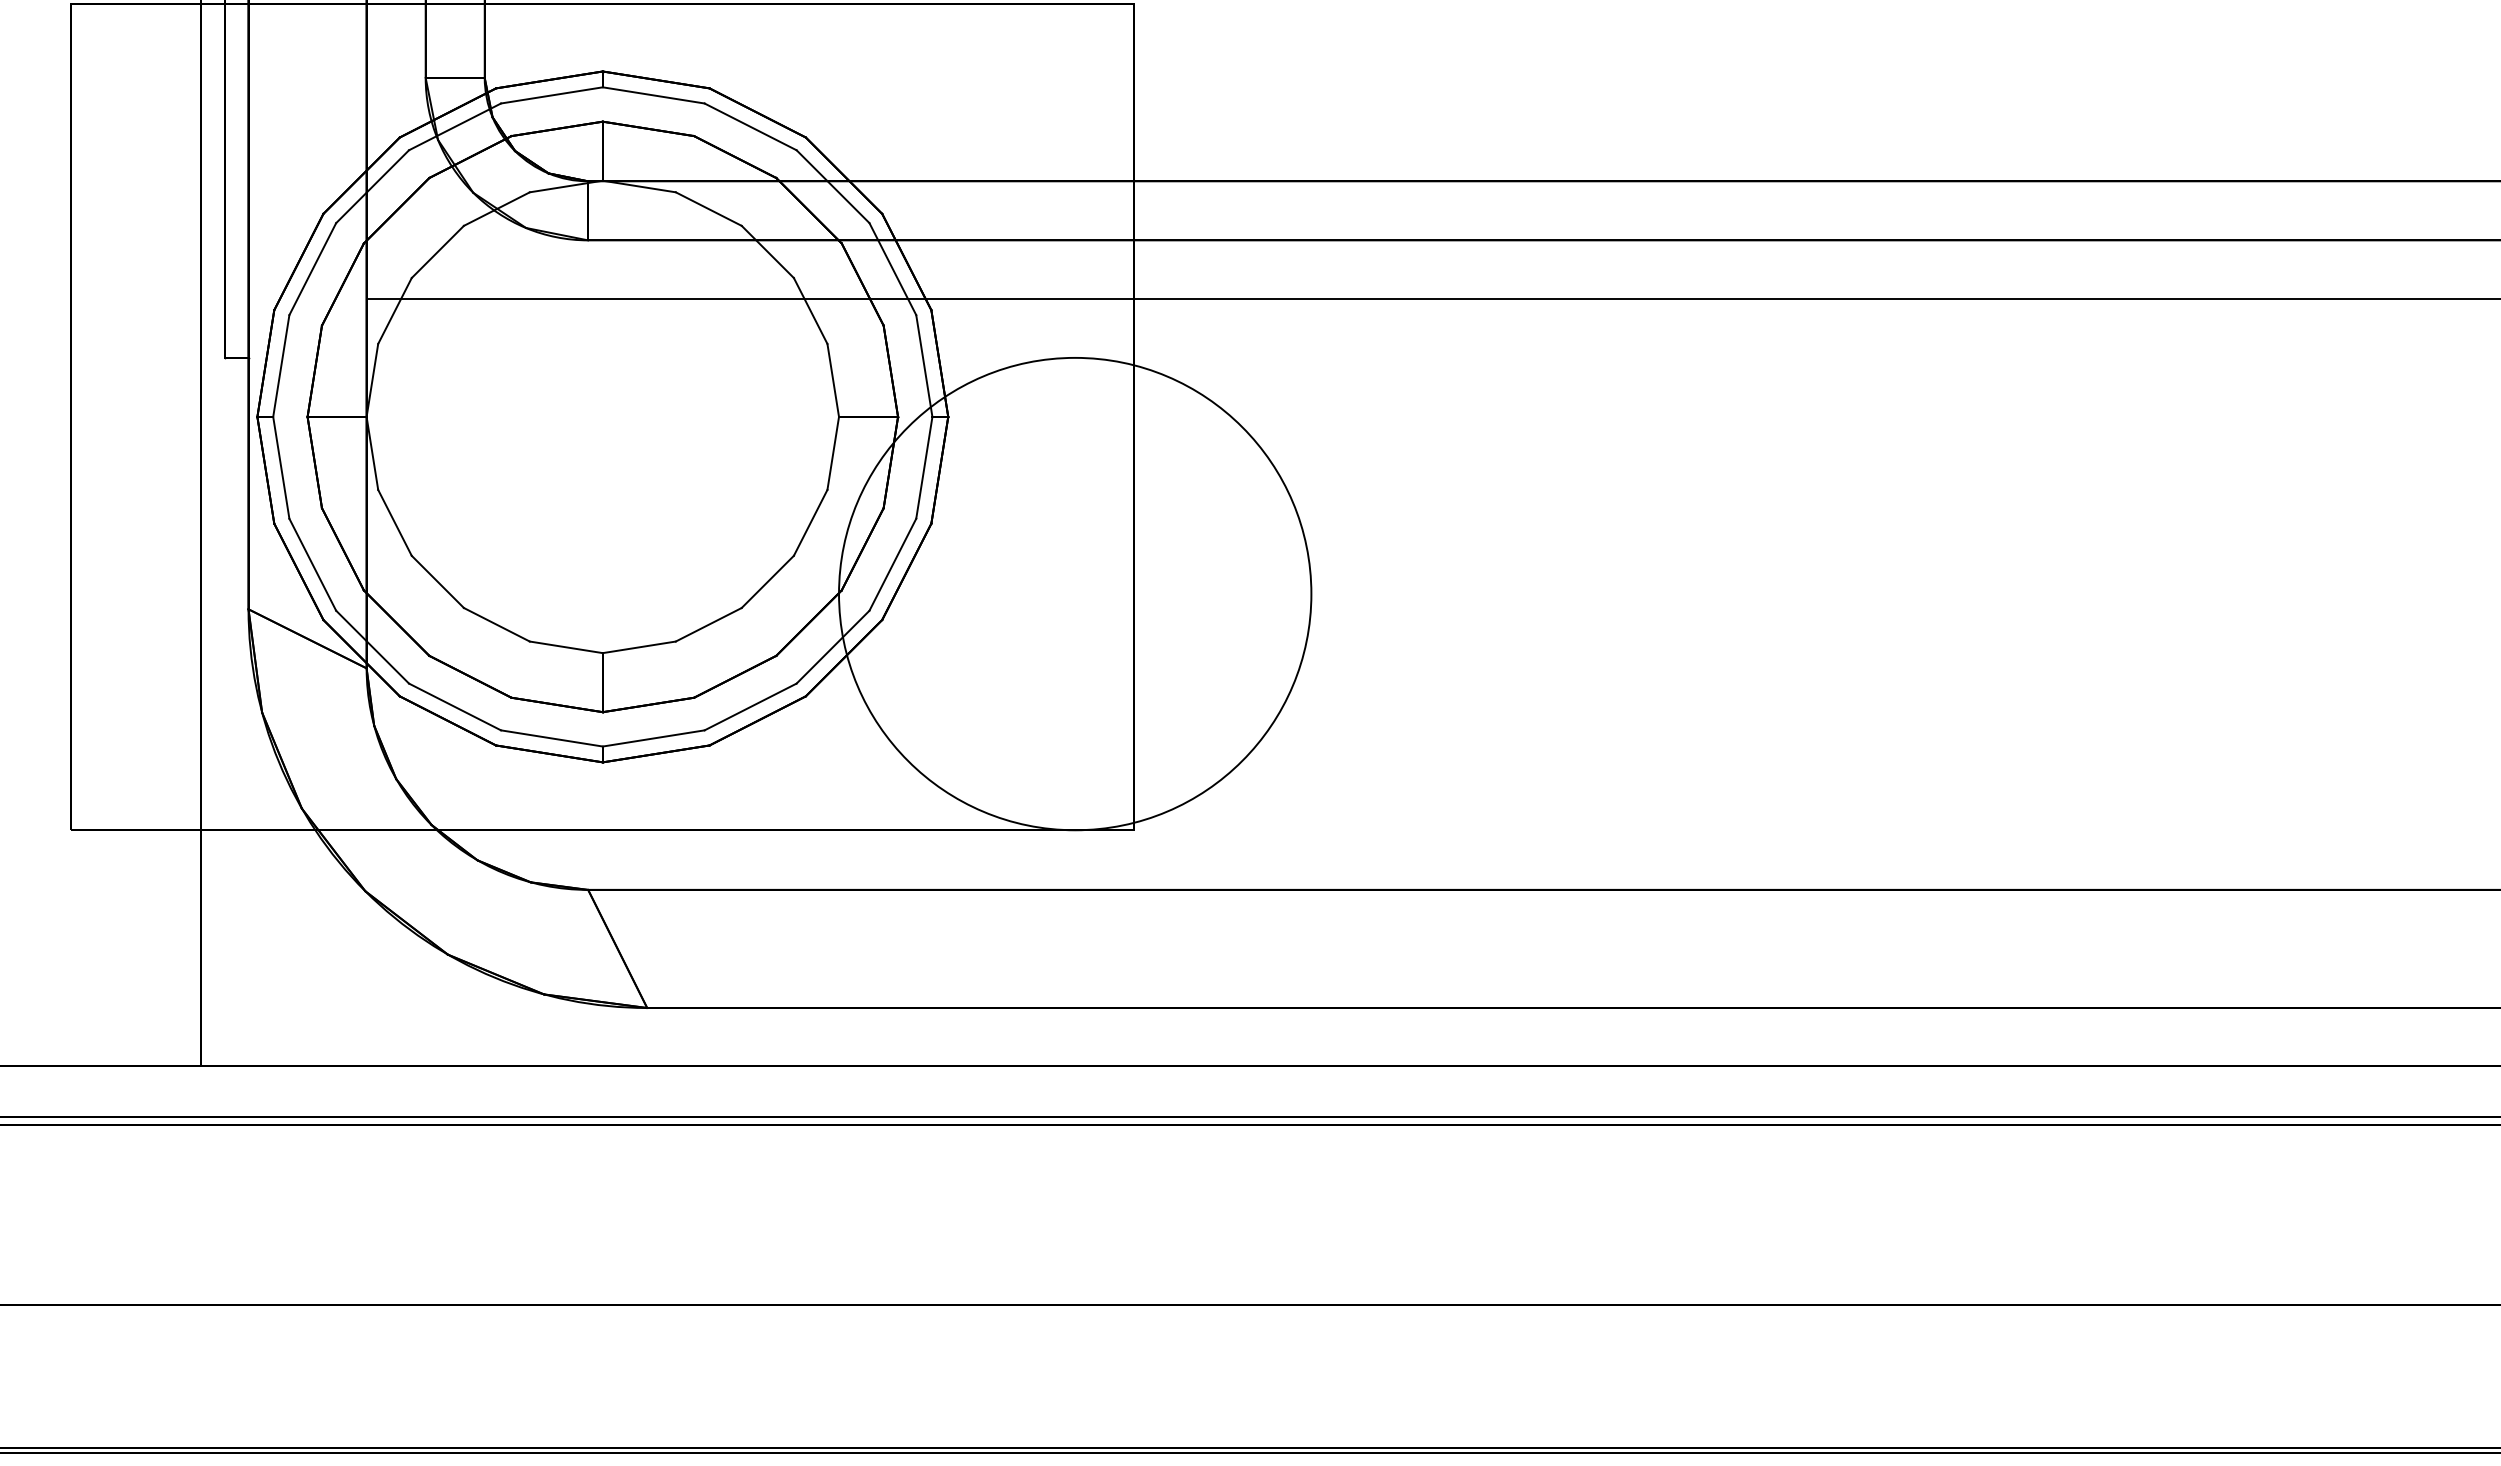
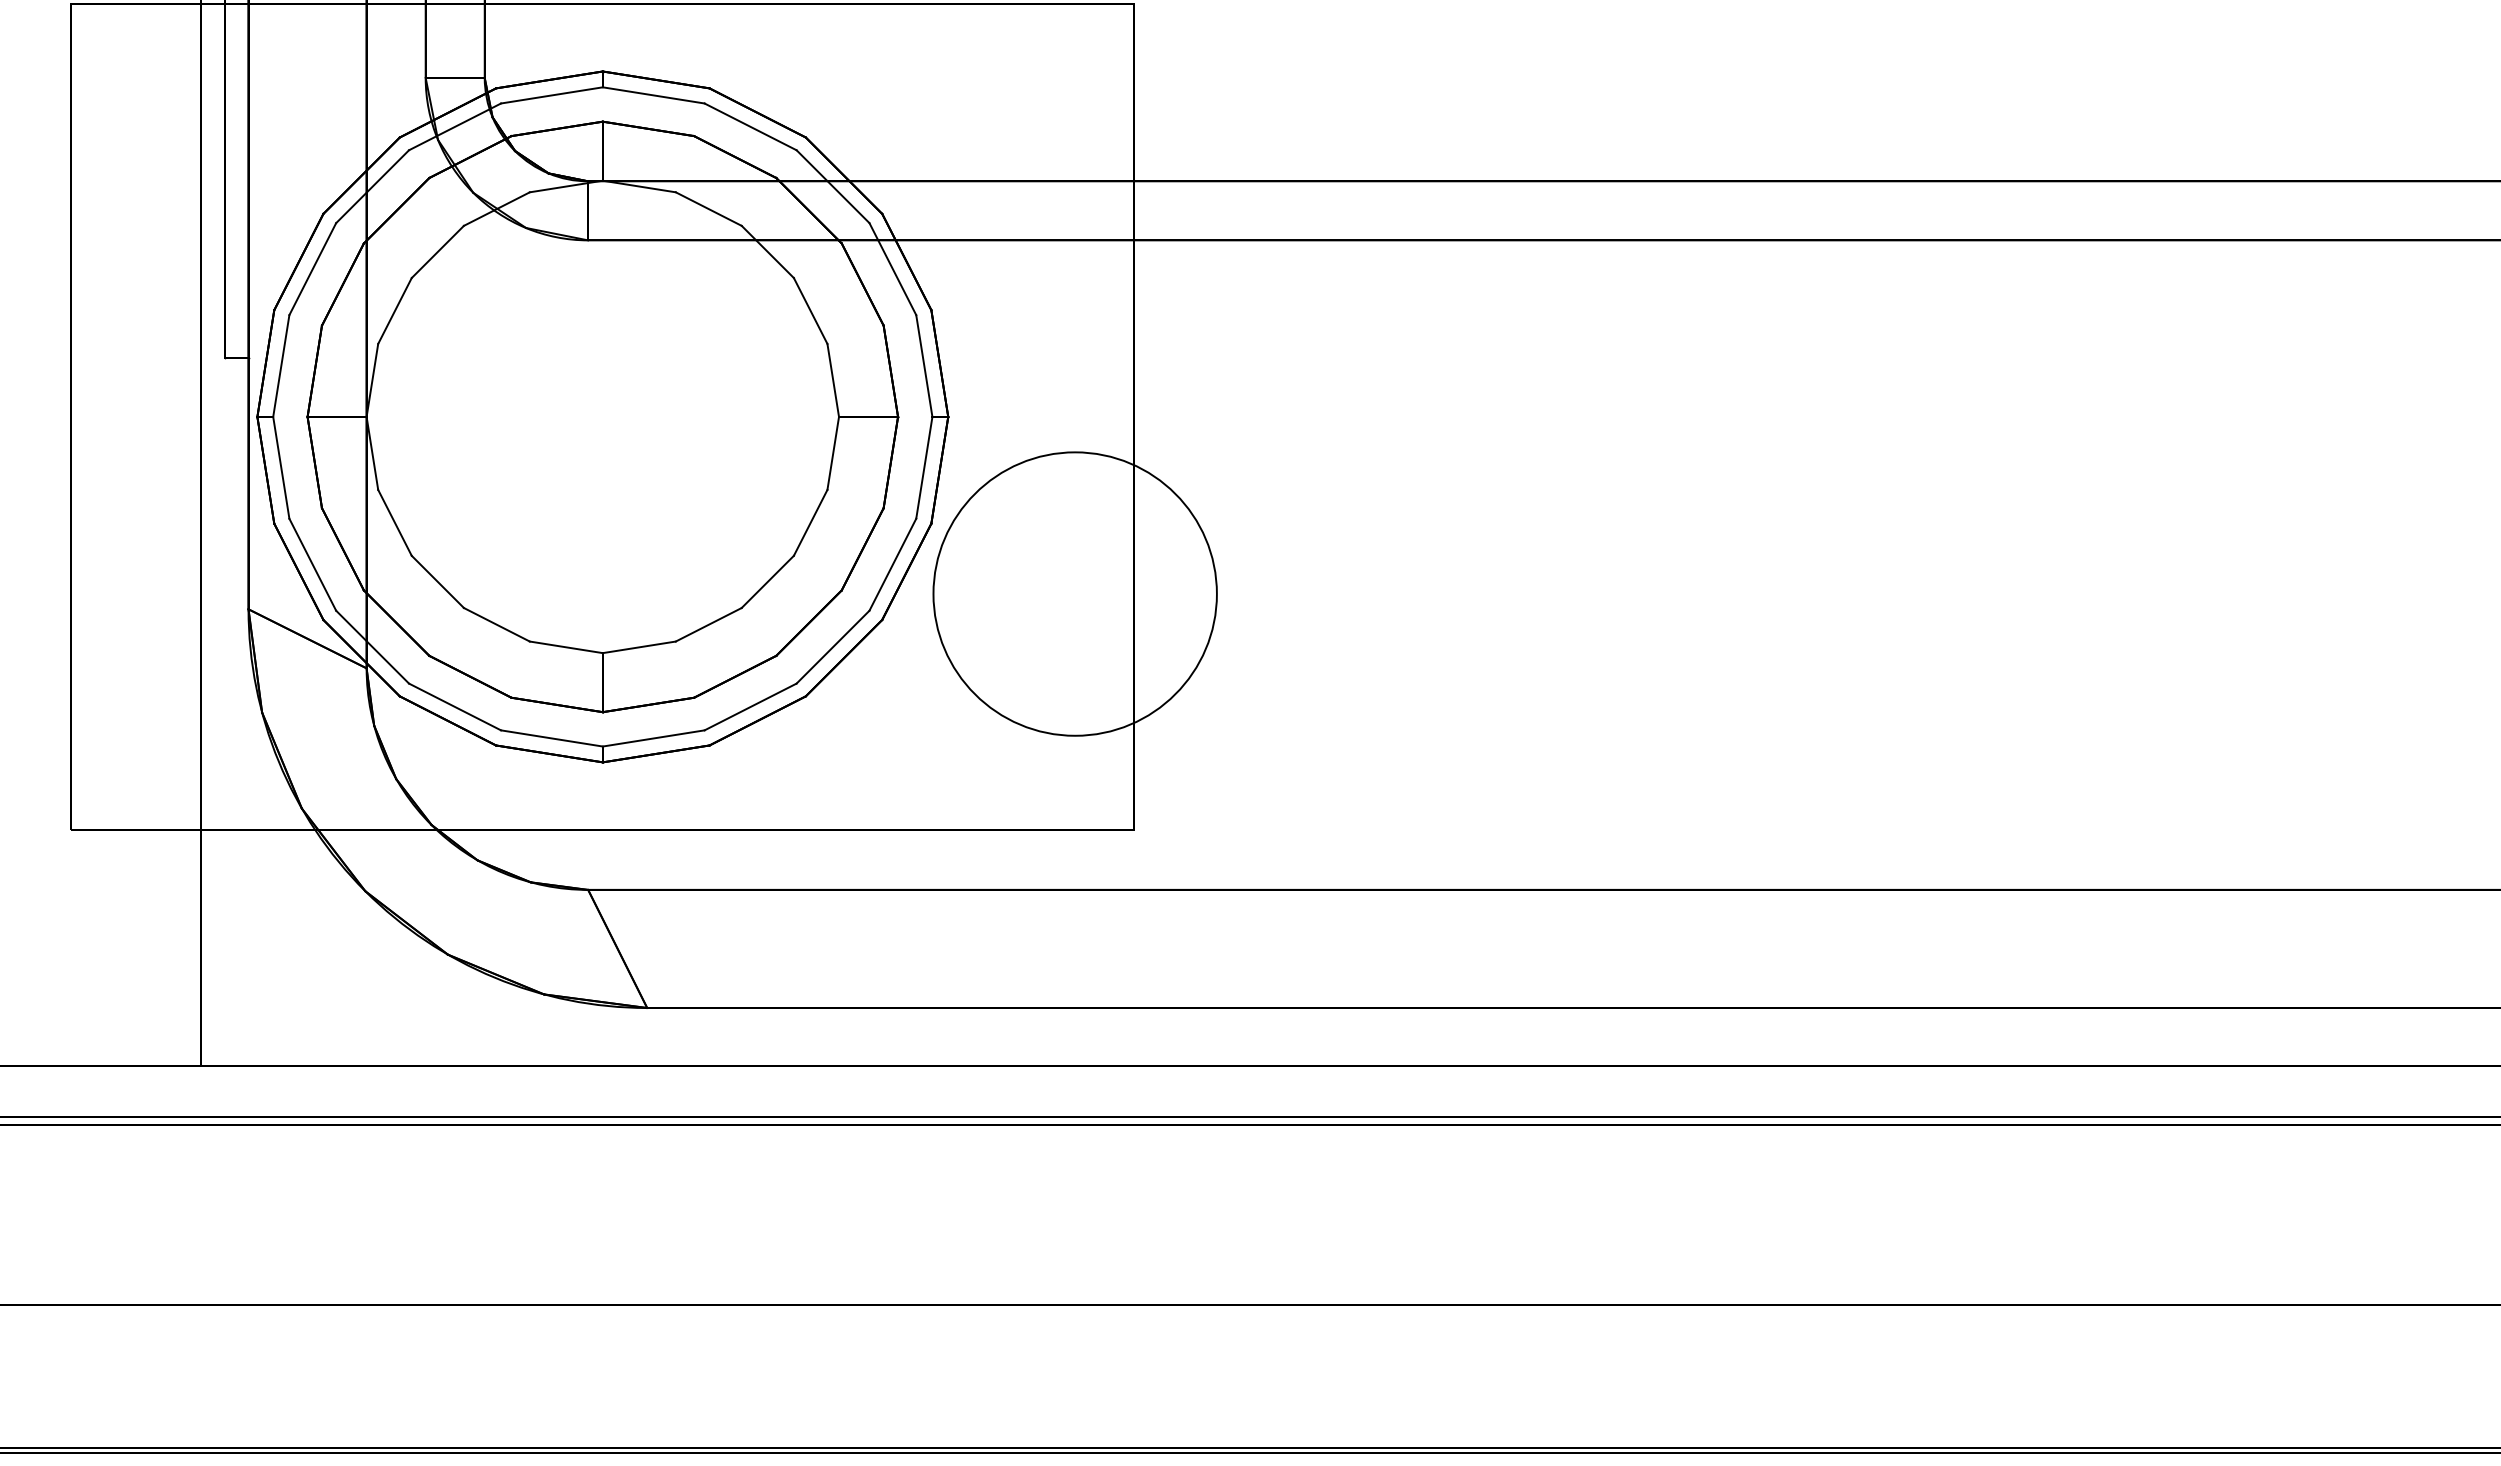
line: present -> none (1431, 299)
circle diameter: 472 px -> 283 px (1074, 593)
